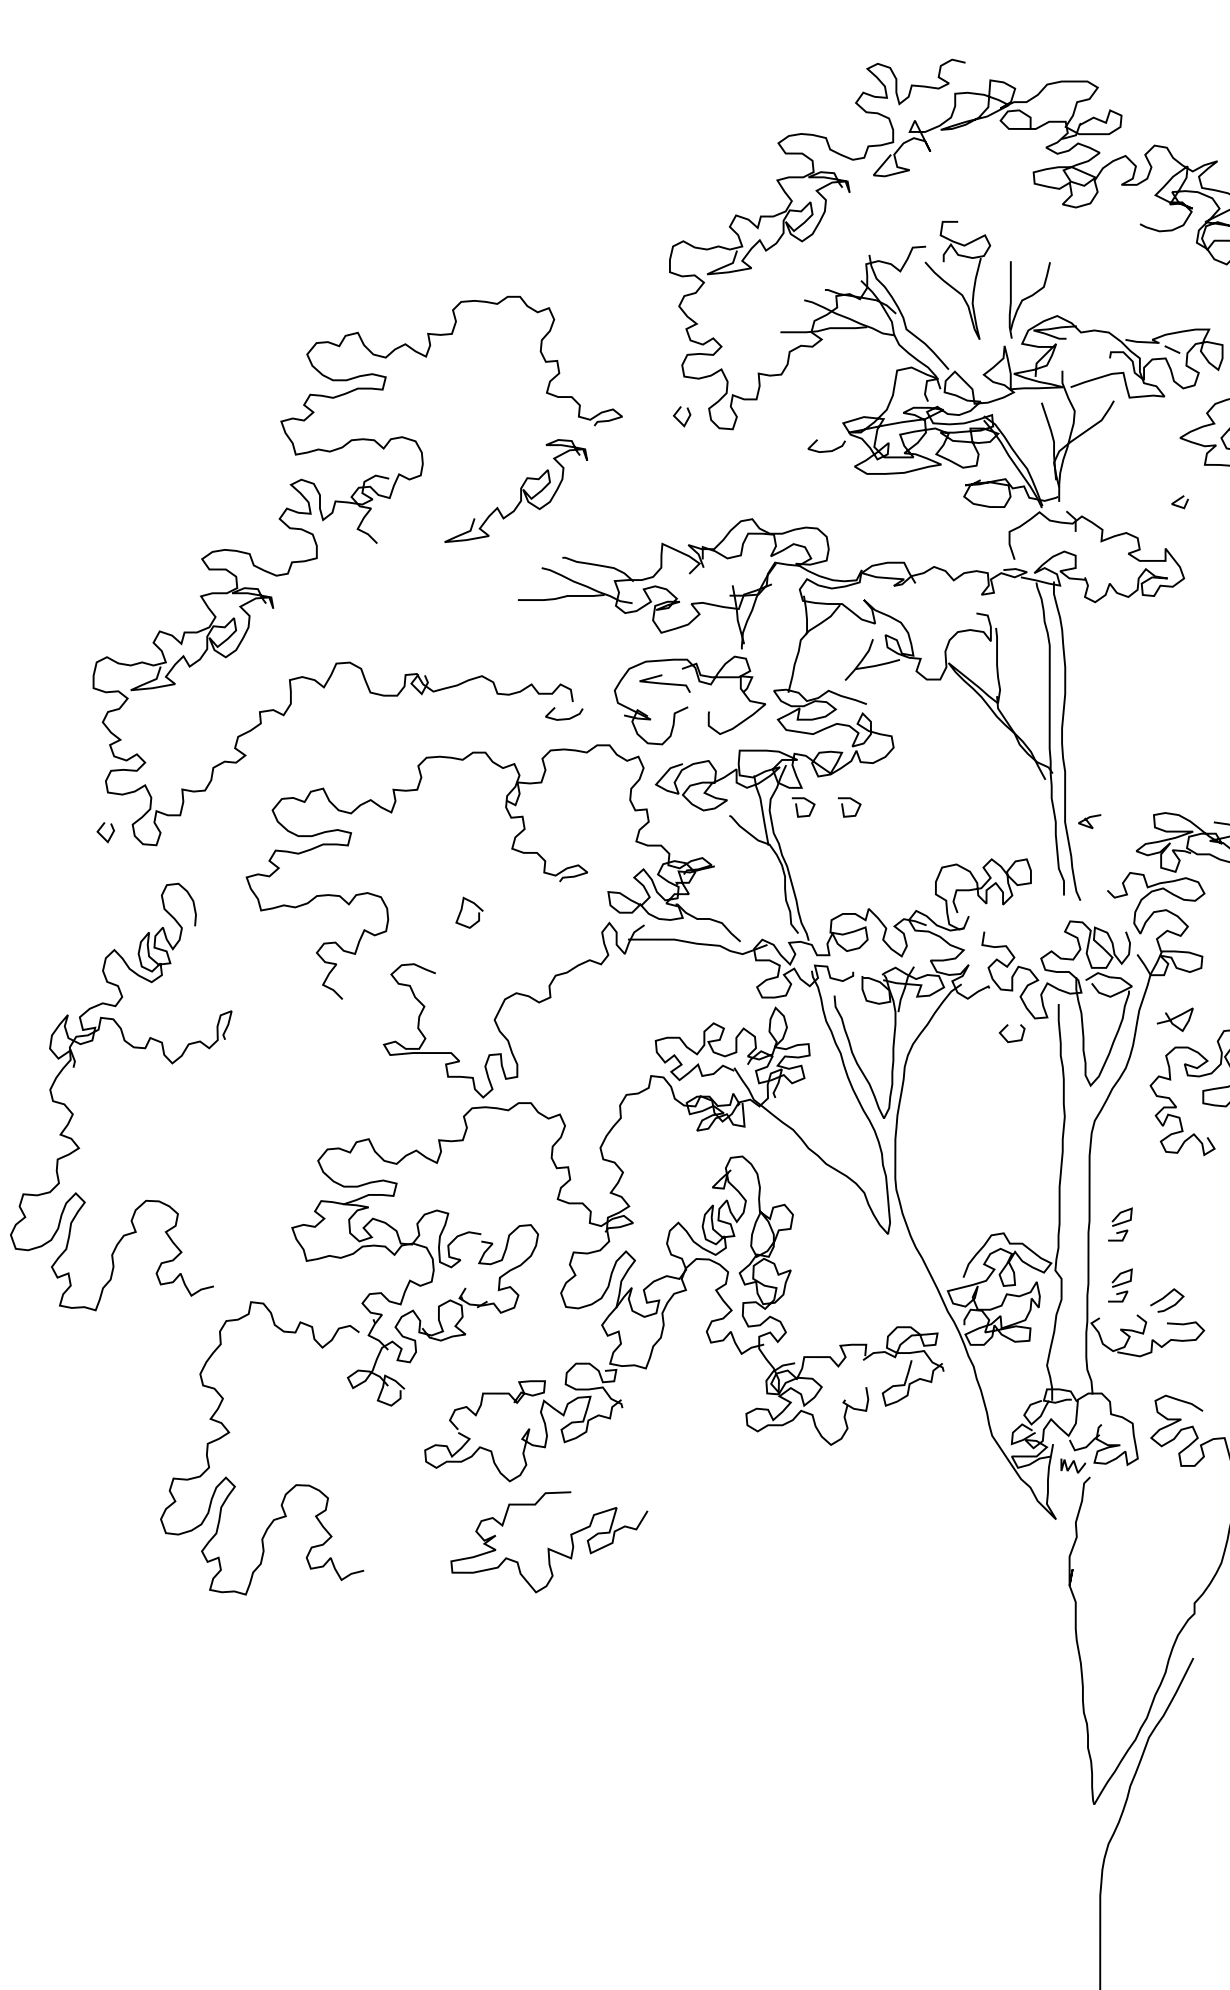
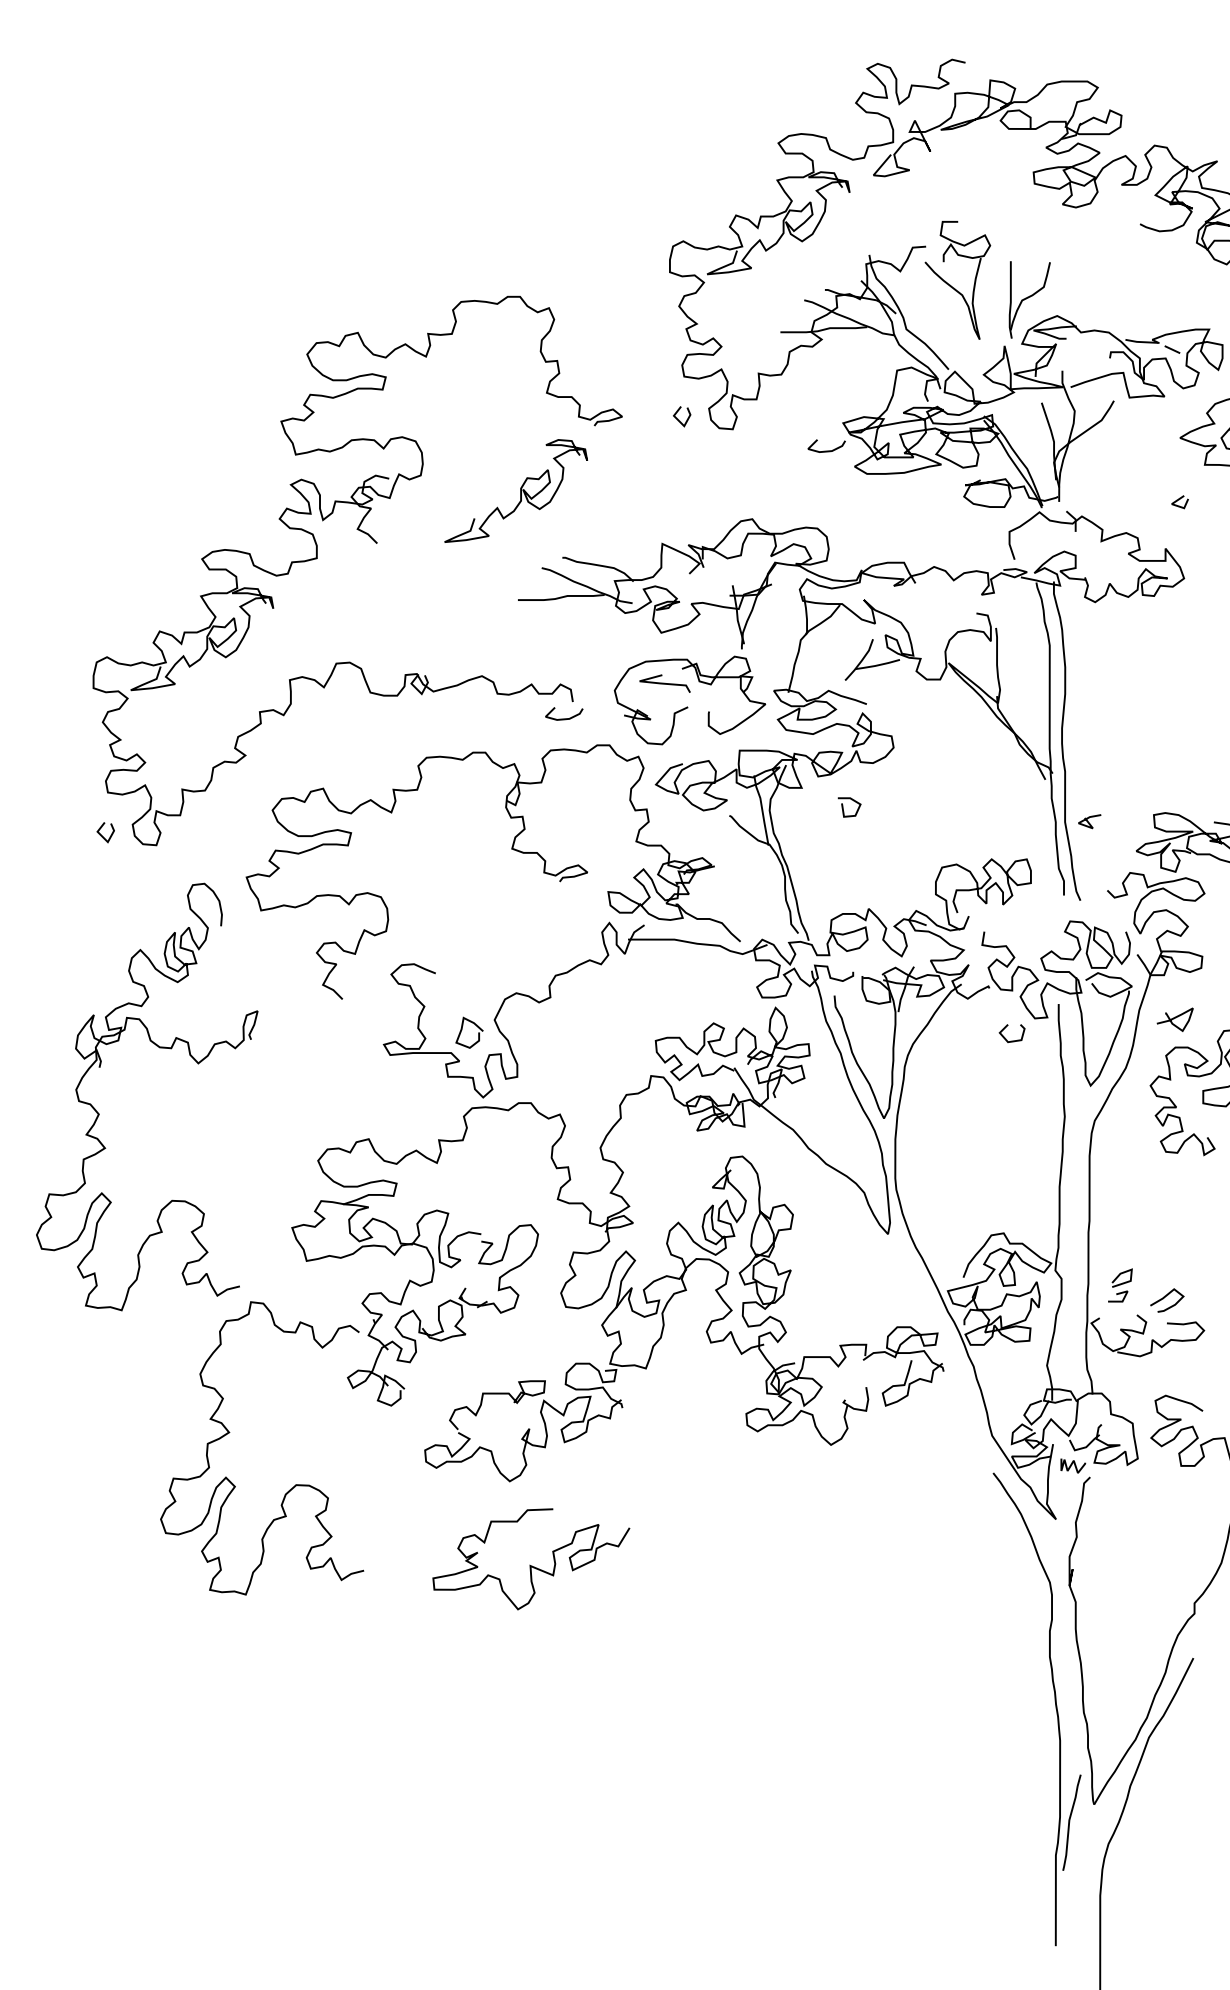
part: present -> none (803, 807)
part position: (462, 910) -> (462, 1030) (462, 1030)
part position: (133, 1048) -> (159, 1048) (159, 1048)
part: present -> none (1120, 1224)
part position: (549, 1542) -> (531, 1559) (531, 1559)
part: none -> present (1055, 1708)
